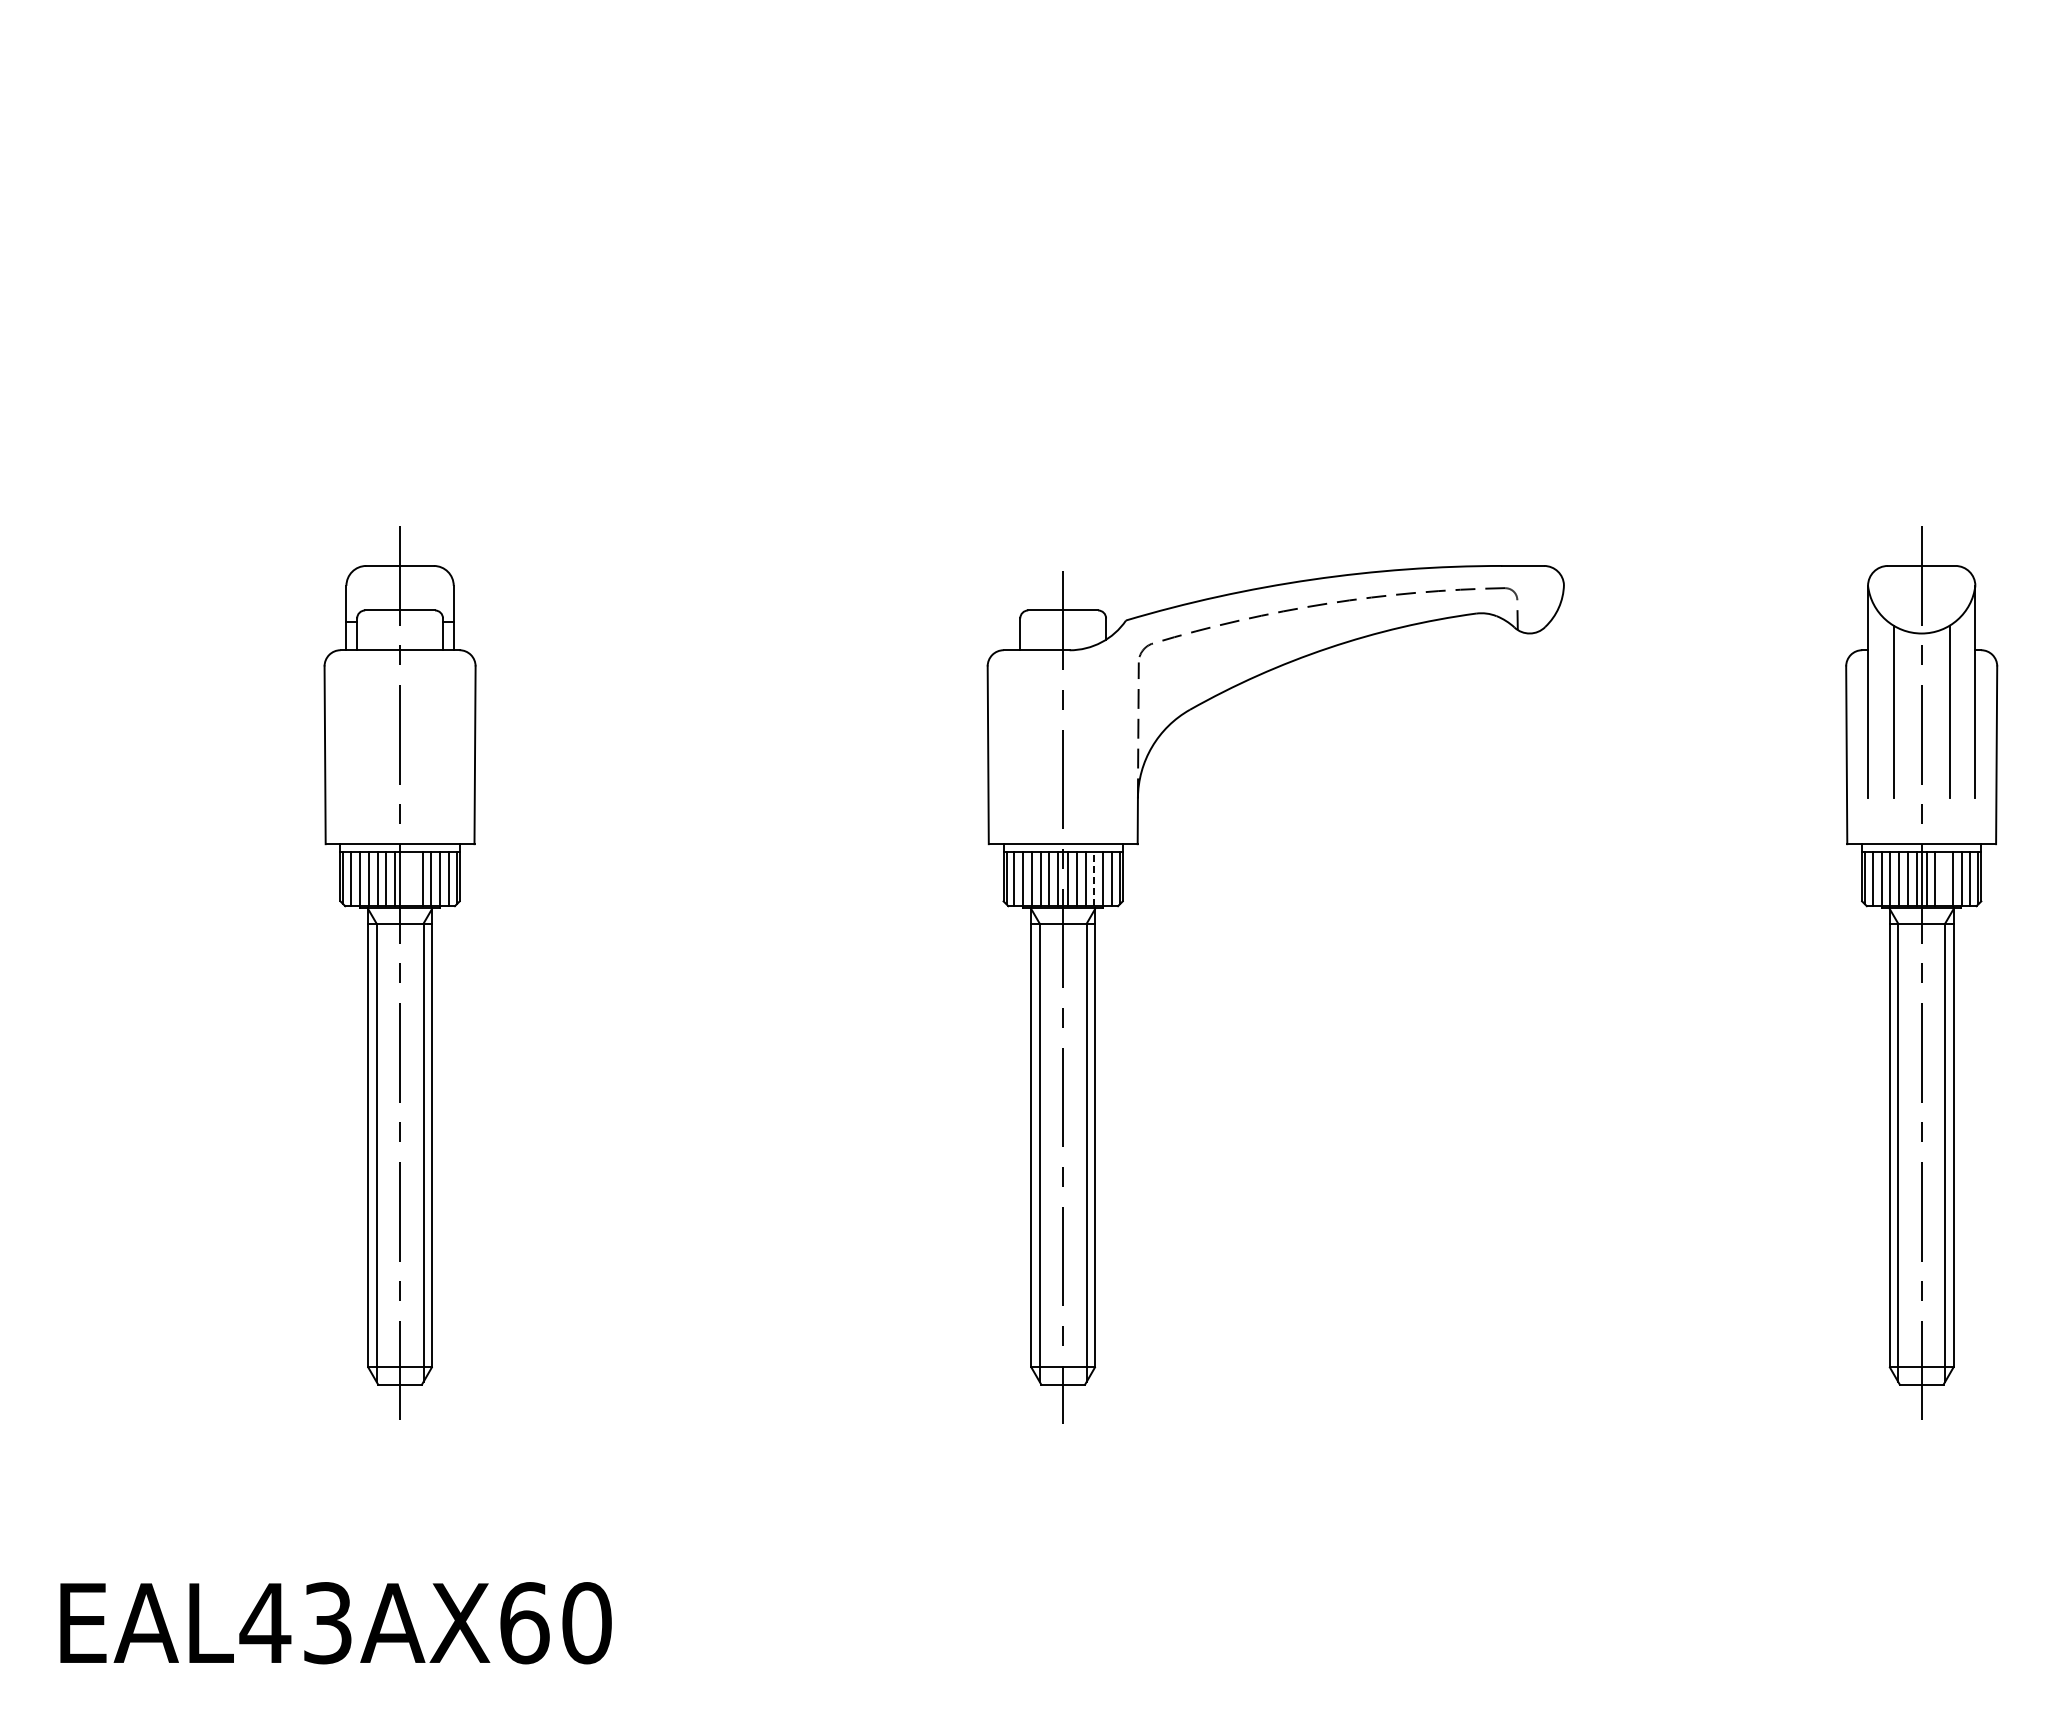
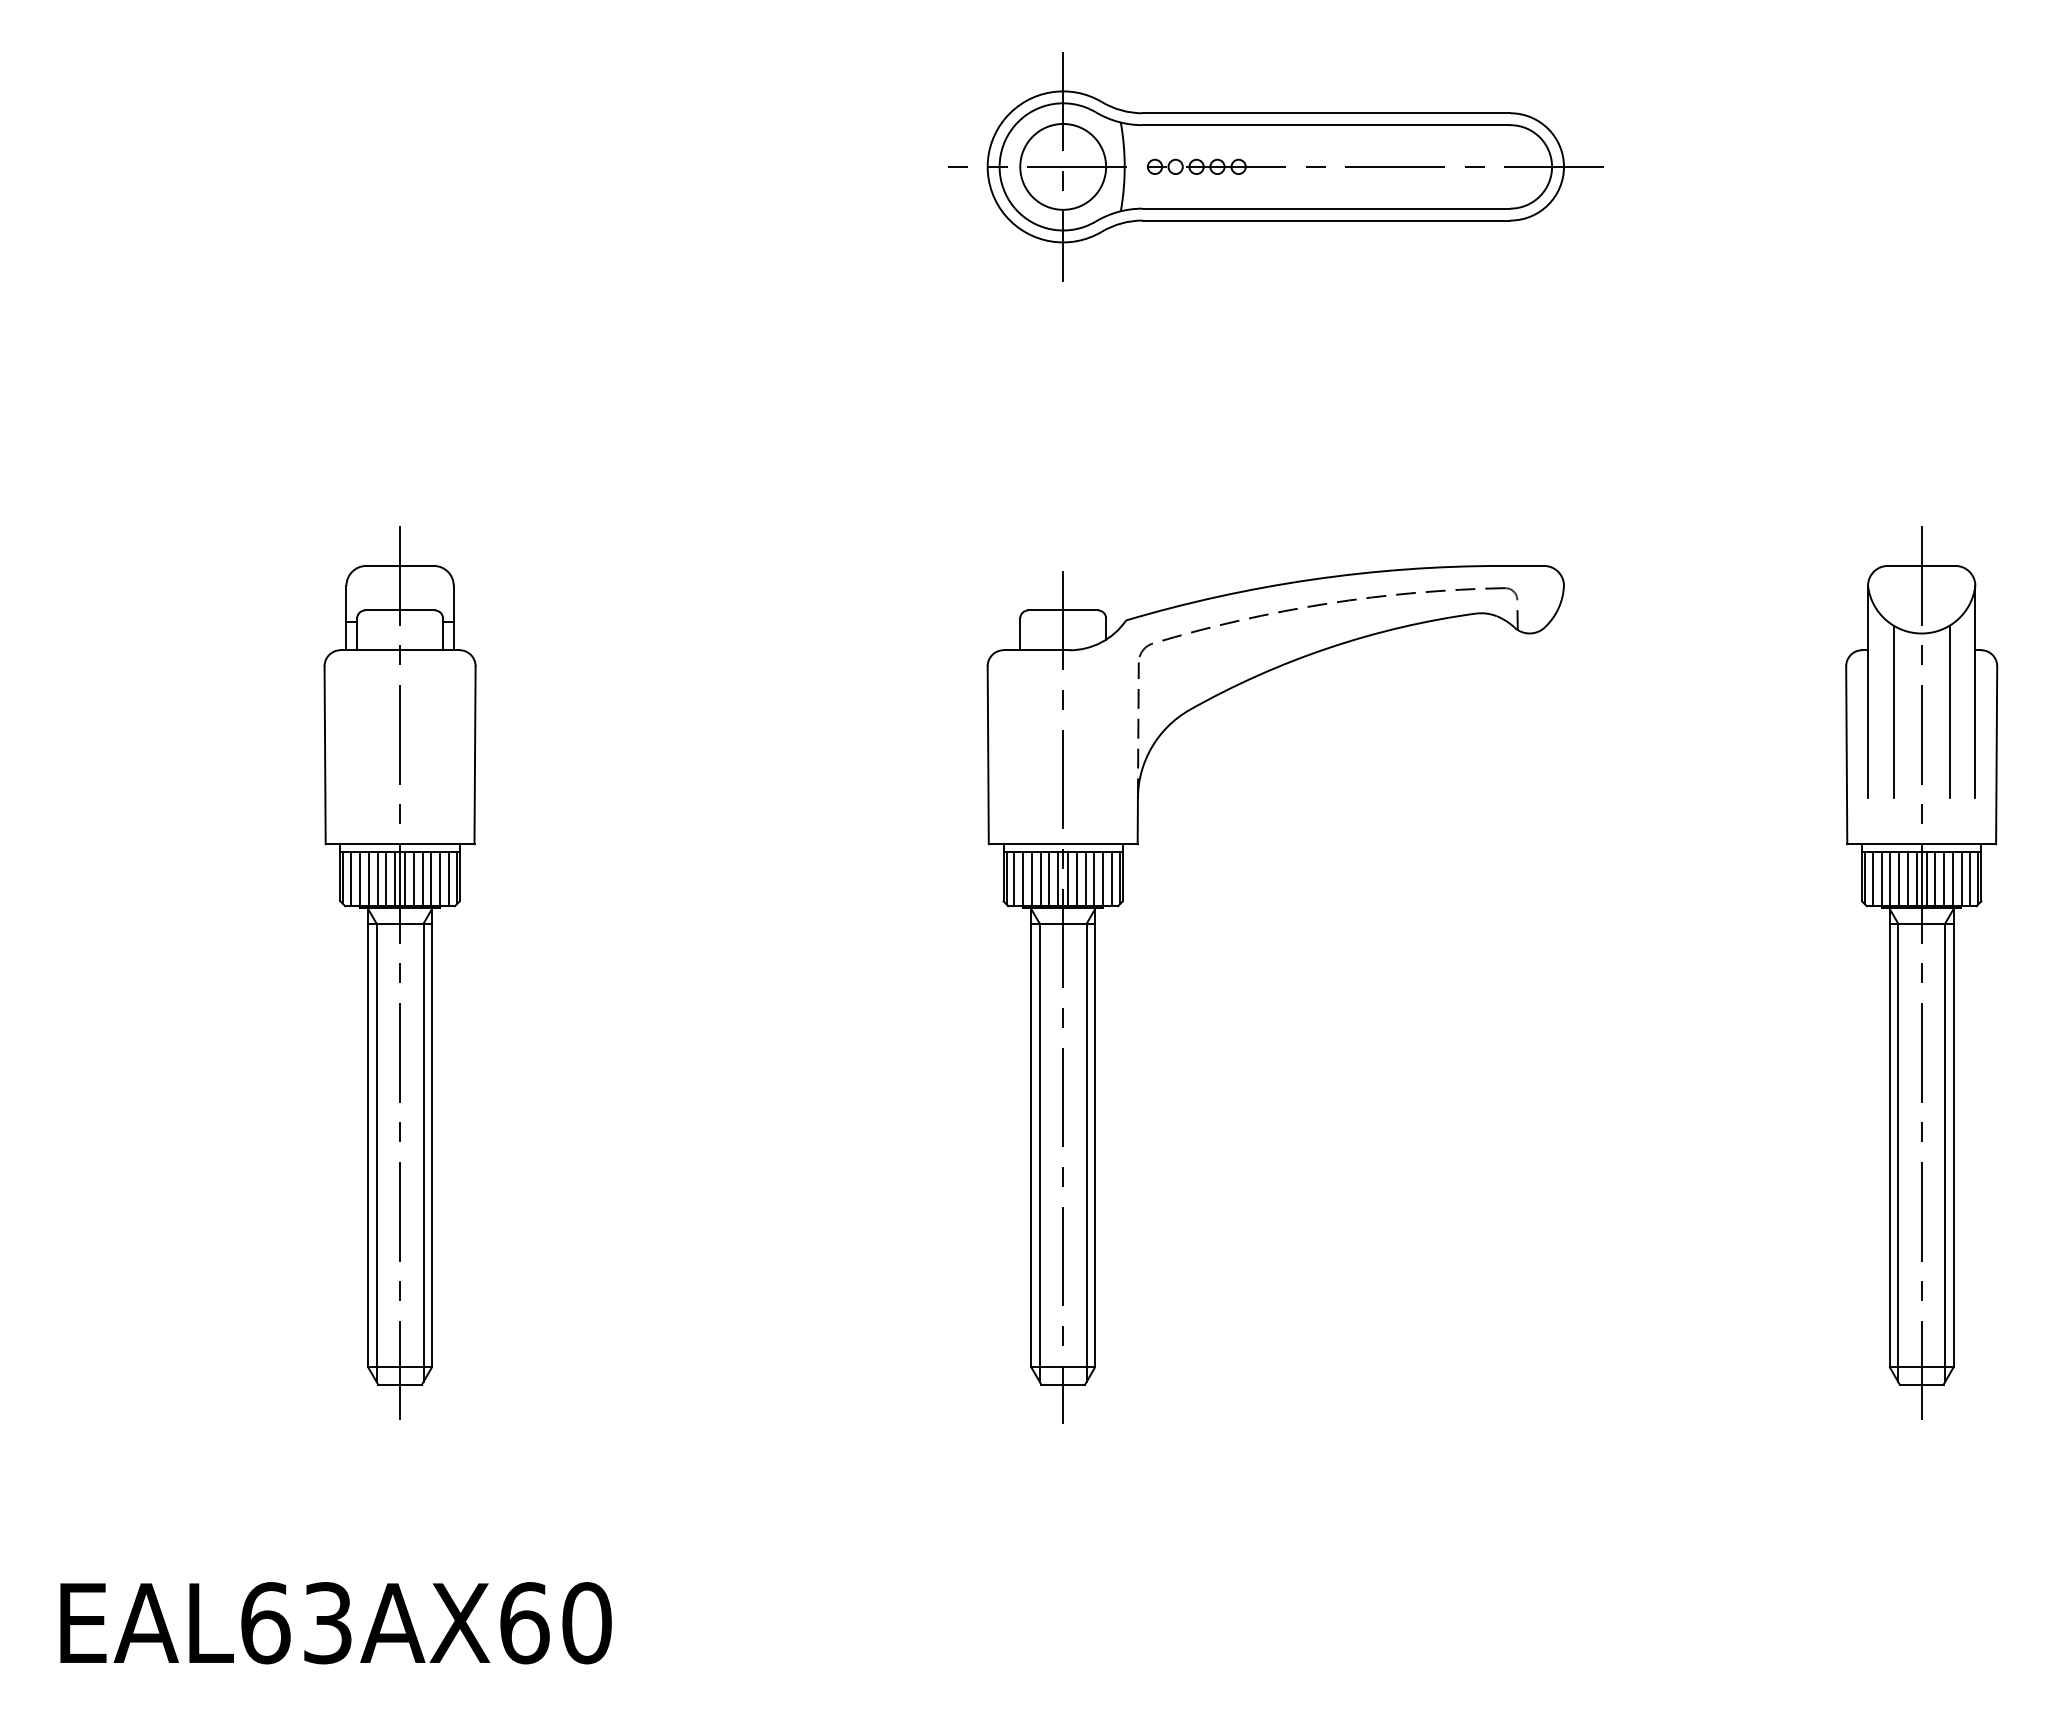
part: none -> present (1275, 166)
line: dashed -> solid (1094, 878)
line: none -> present (405, 879)
line: none -> present (413, 879)
line: none -> present (1944, 879)
text: EAL43AX60 -> EAL63AX60 (265, 1623)
